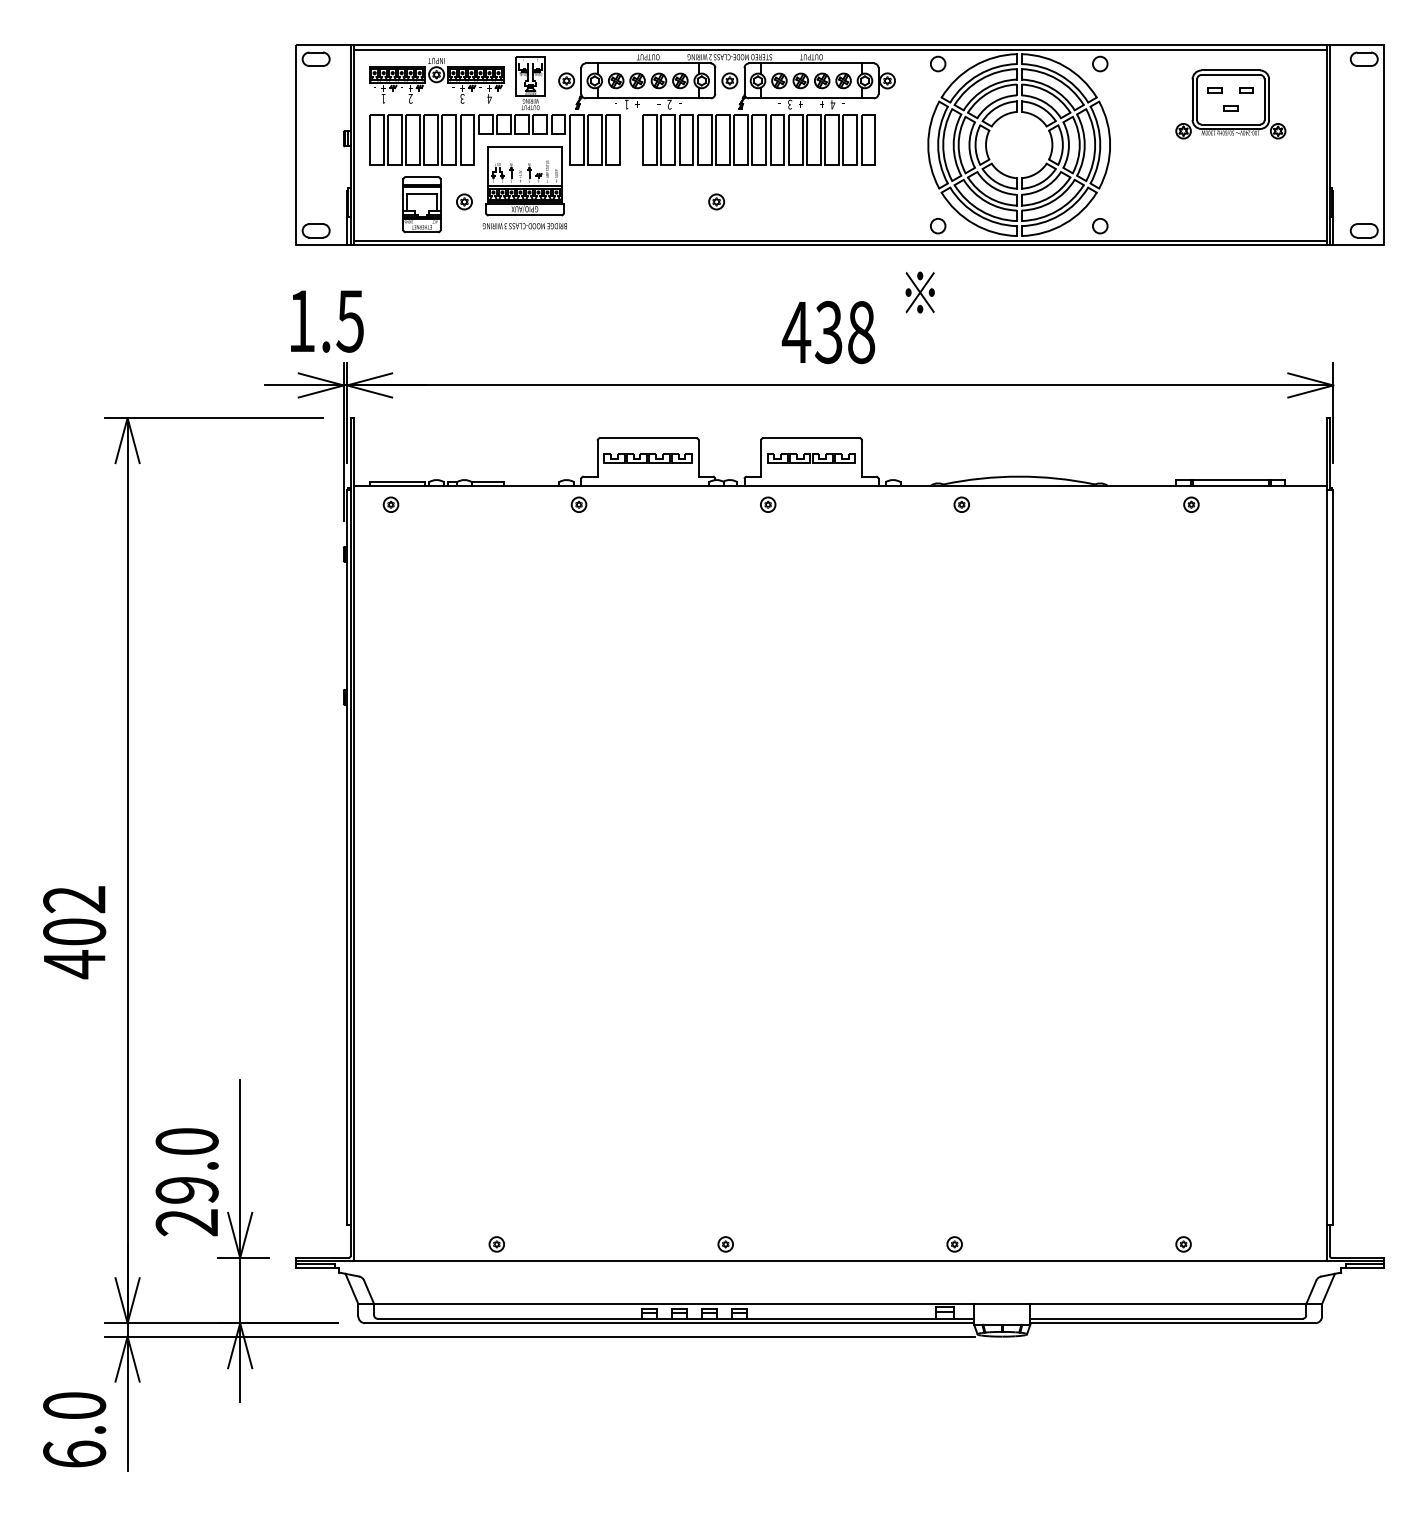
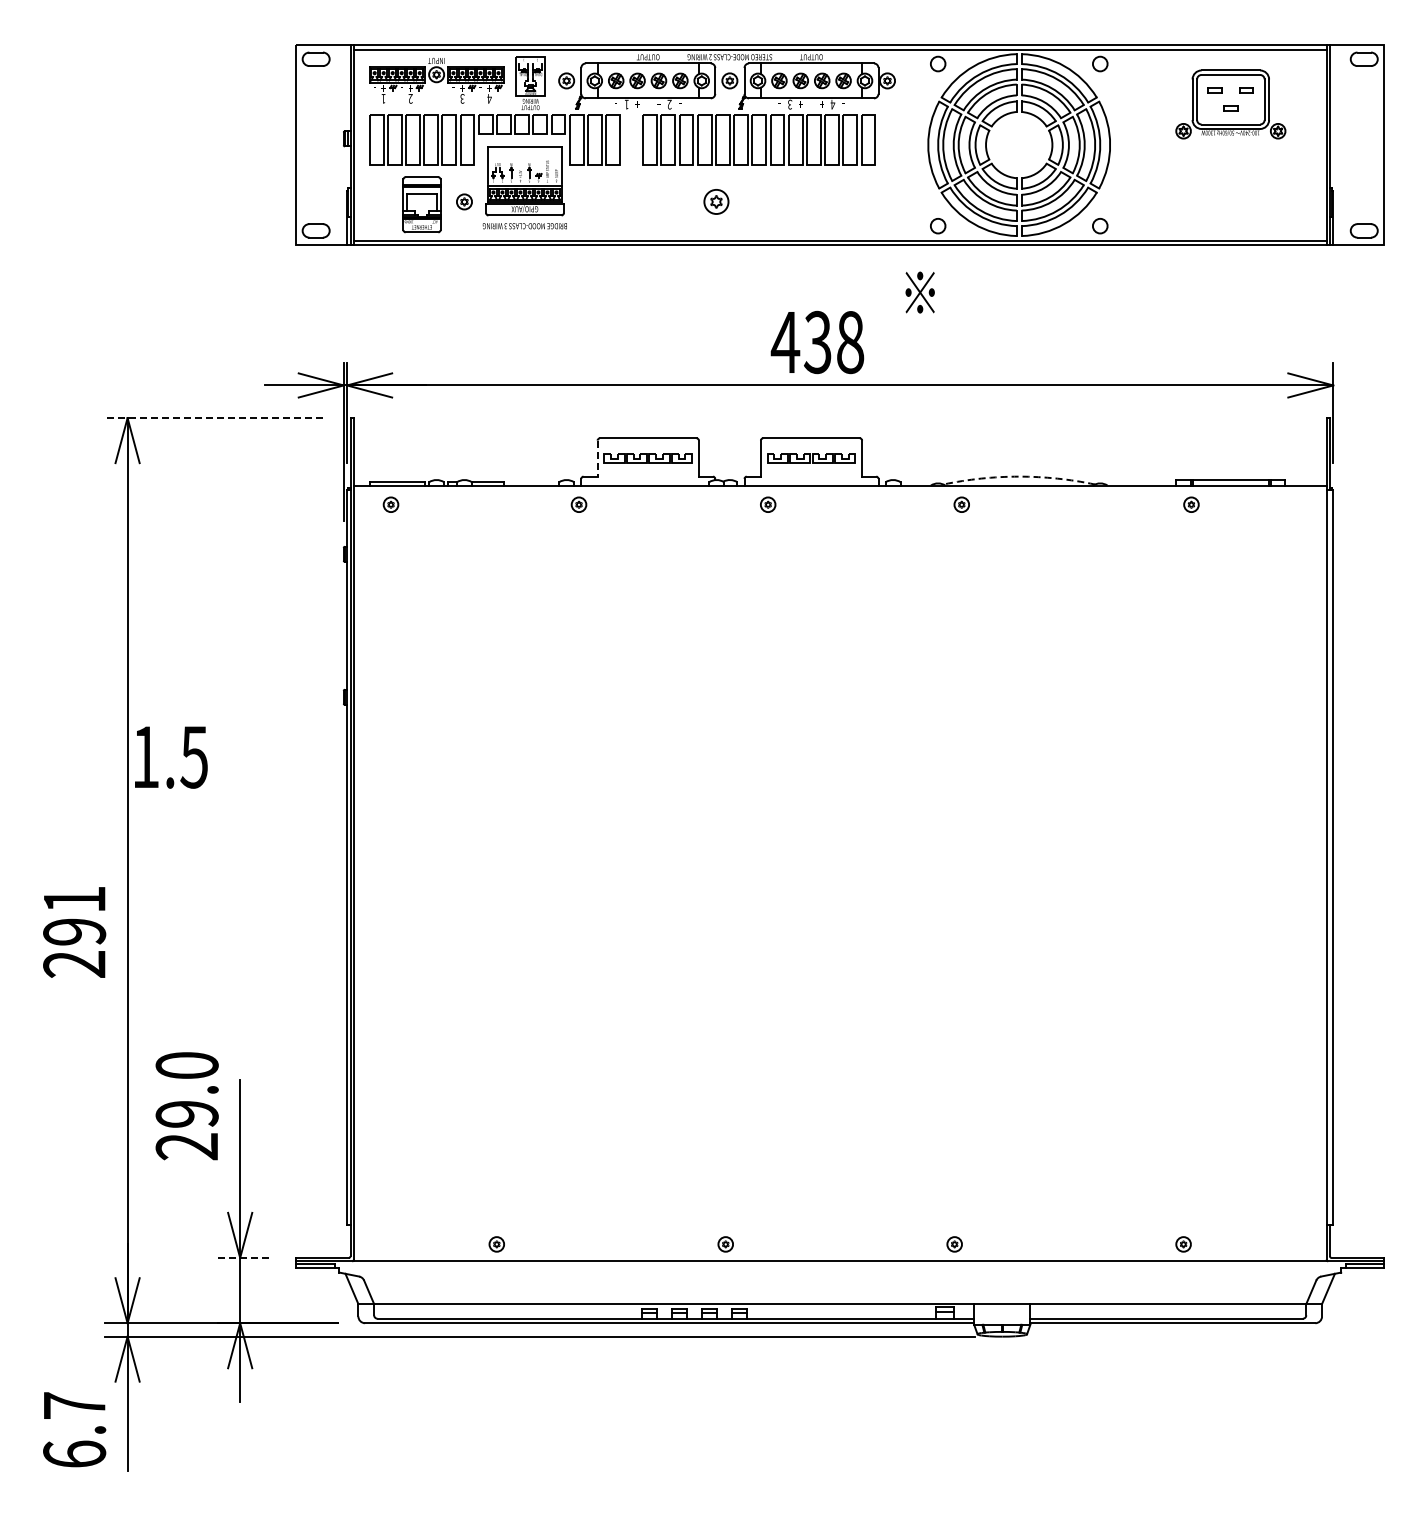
part size: 18x18 px -> 27x26 px (716, 201)
text position: (327, 321) -> (171, 757) (171, 757)
text position: (828, 332) -> (817, 342) (817, 342)
line: solid -> dashed (213, 418)
line: solid -> dashed (597, 459)
arc: solid -> dashed (1019, 476)
text: 402 -> 291 (74, 932)
text position: (186, 1182) -> (186, 1106) (186, 1106)
line: solid -> dashed (243, 1257)
text: 6.0 -> 6.7 (74, 1405)
